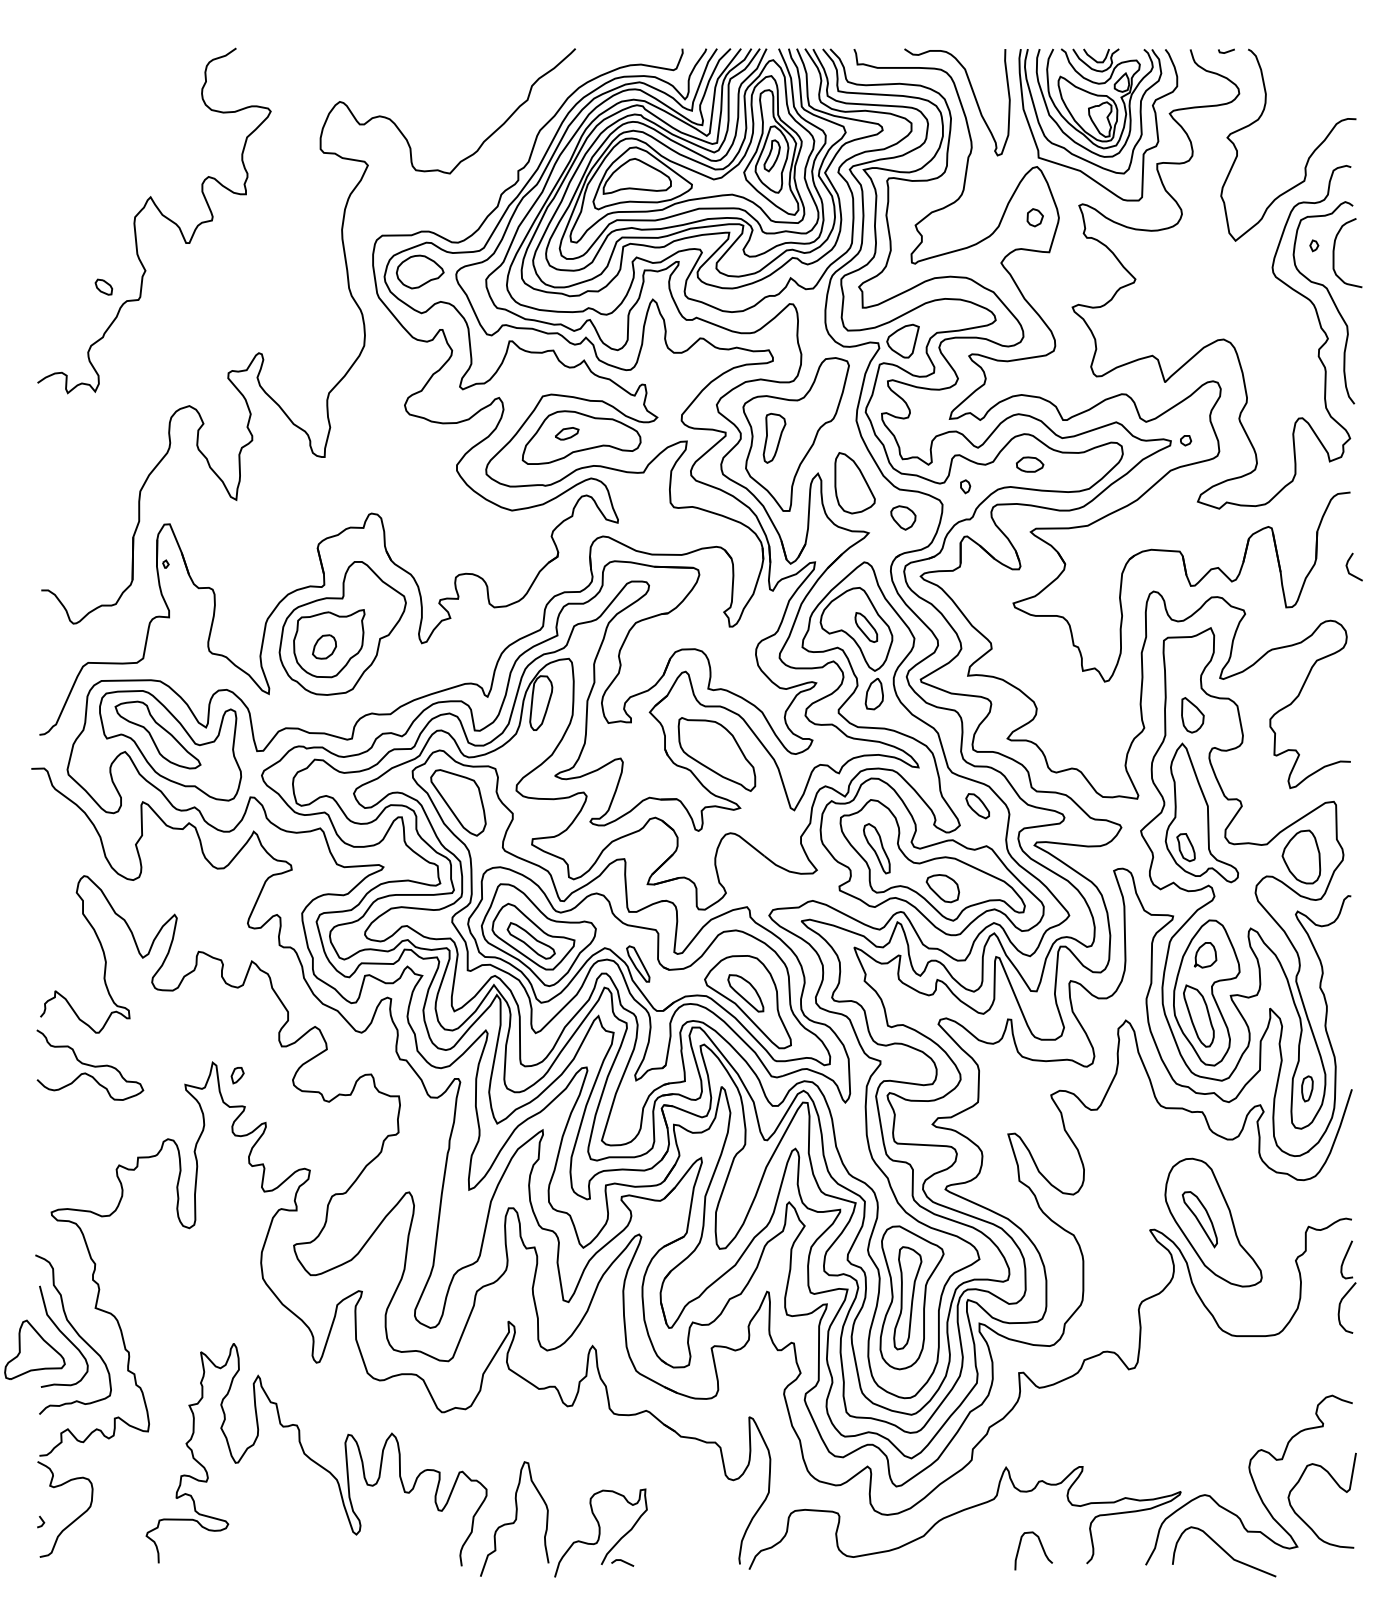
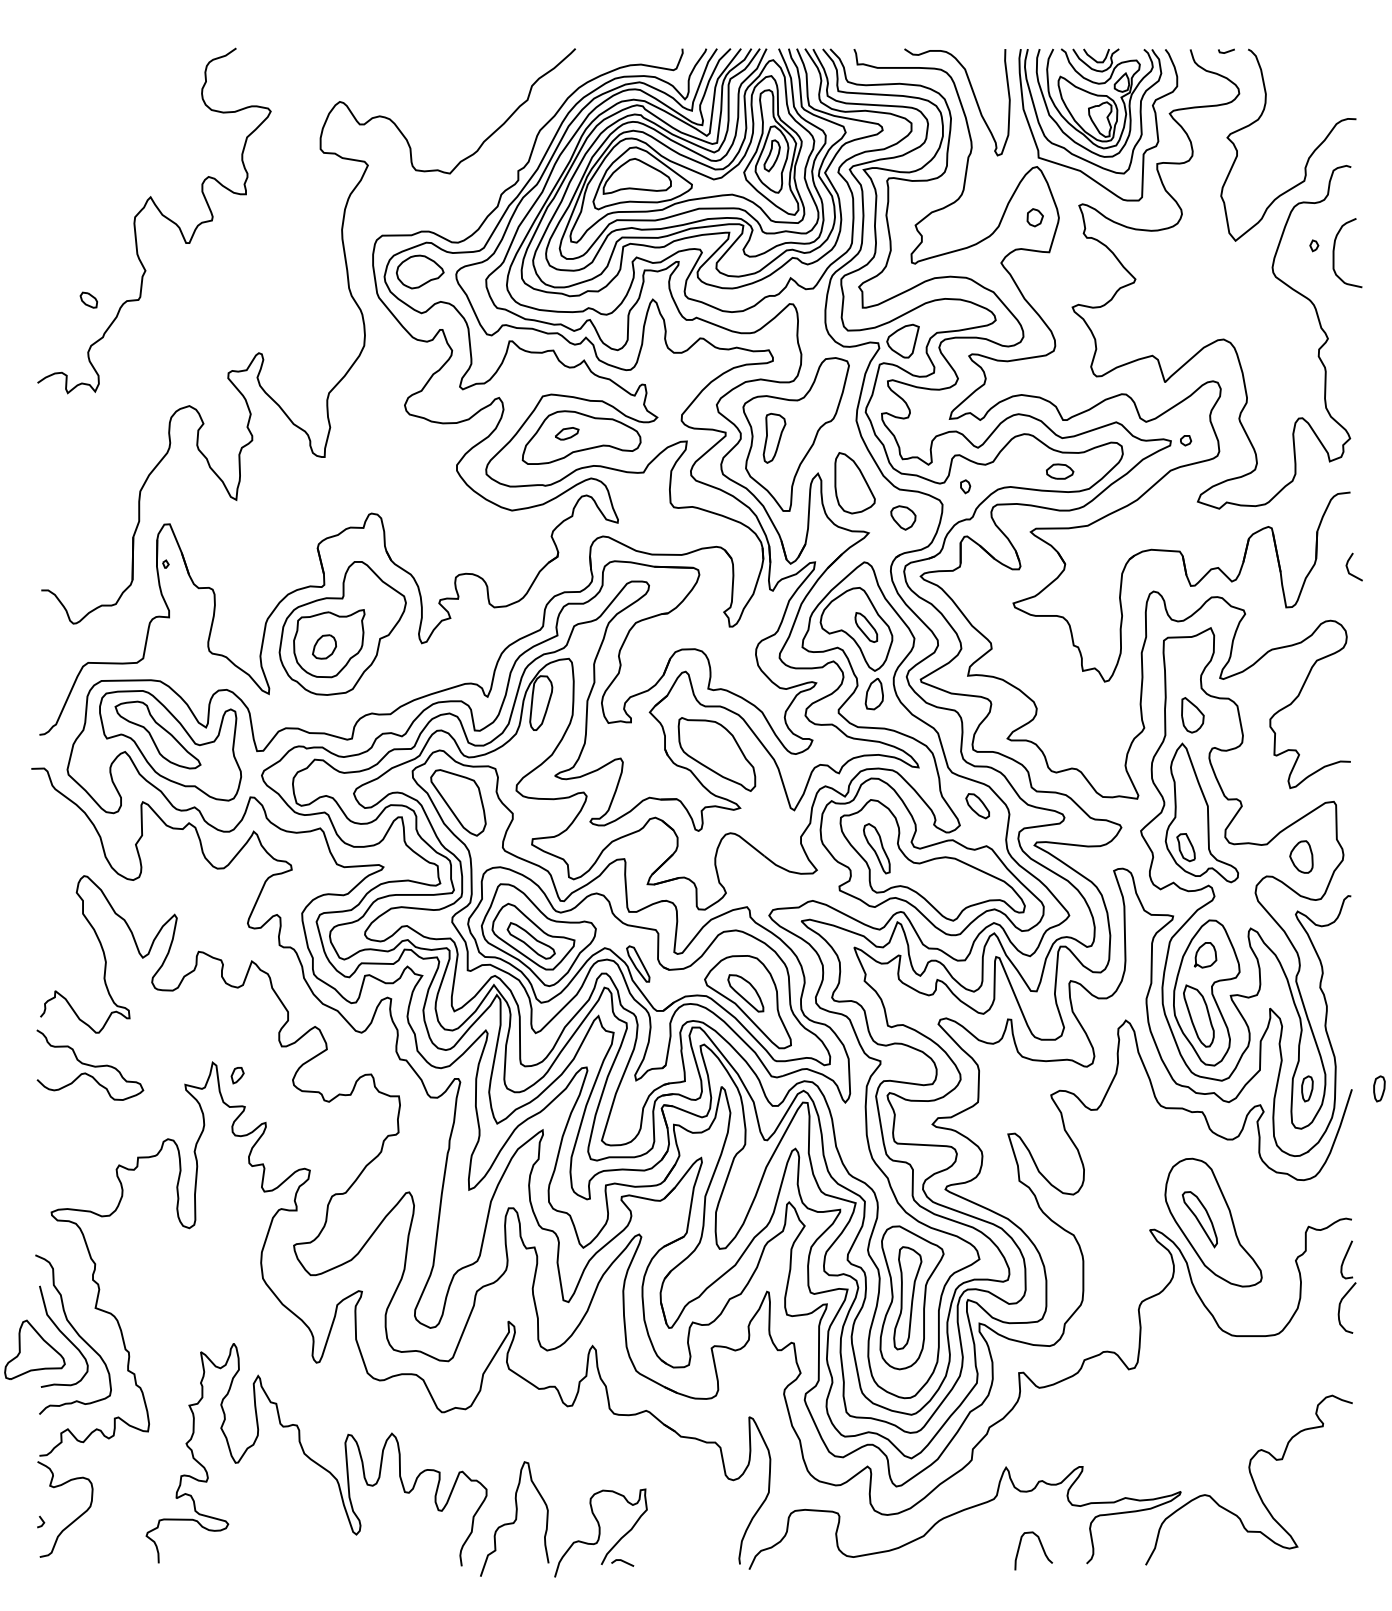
part position: (103, 286) -> (88, 299) (88, 299)
curve: present -> none (1330, 298)
part position: (1030, 464) -> (1060, 471) (1060, 471)
part size: 41x56 px -> 25x34 px (1301, 856)
part: present -> none (942, 888)
part: none -> present (1379, 1088)
curve: present -> none (1336, 1484)
curve: present -> none (1224, 1551)
